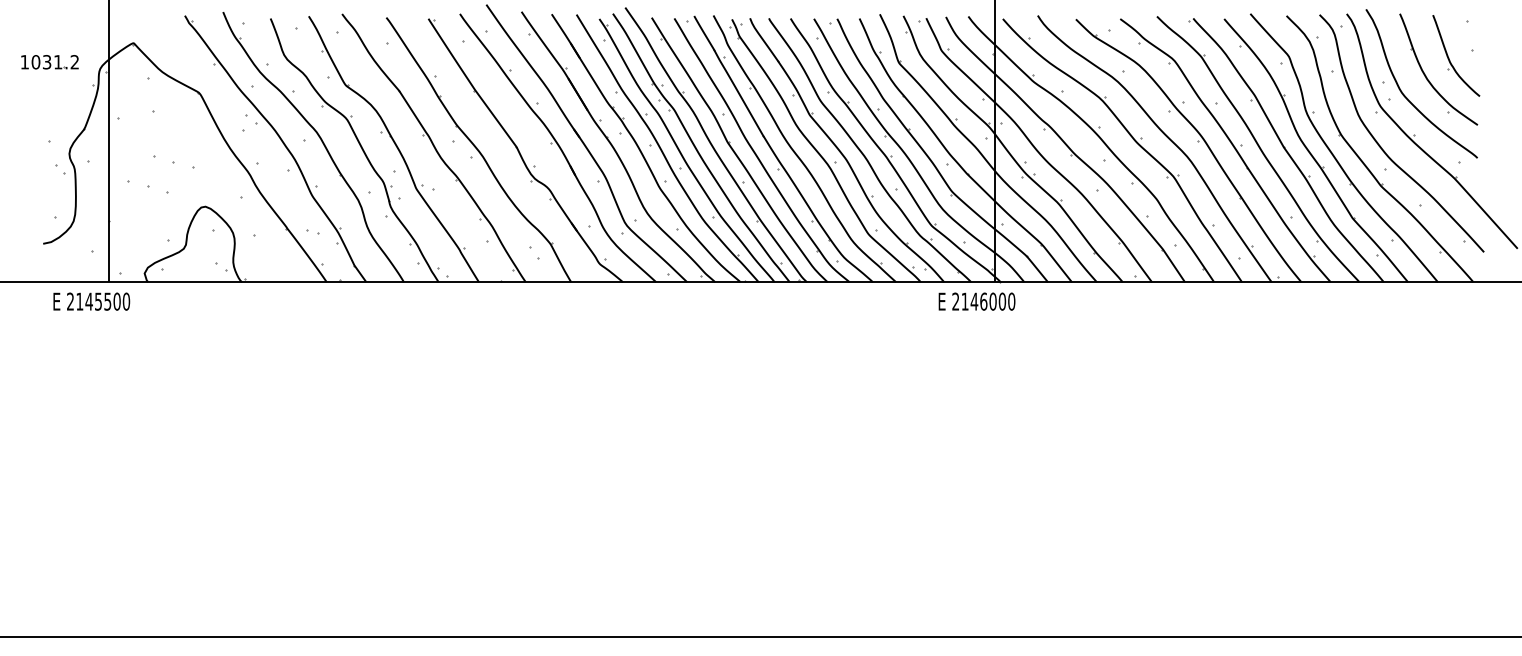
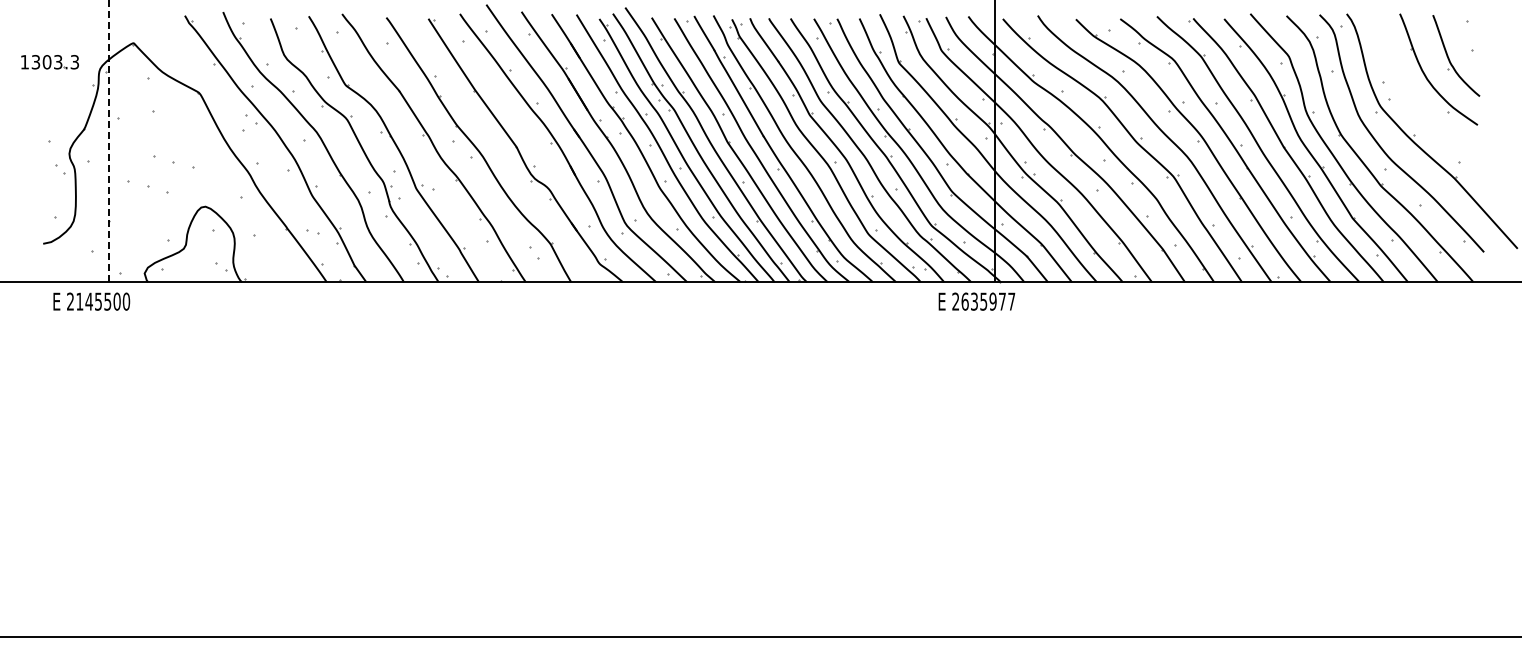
text: 1031.2 -> 1303.3 (54, 62)
curve: present -> none (1407, 97)
line: solid -> dashed (109, 141)
text: 2146000 -> 2635977 (988, 301)
